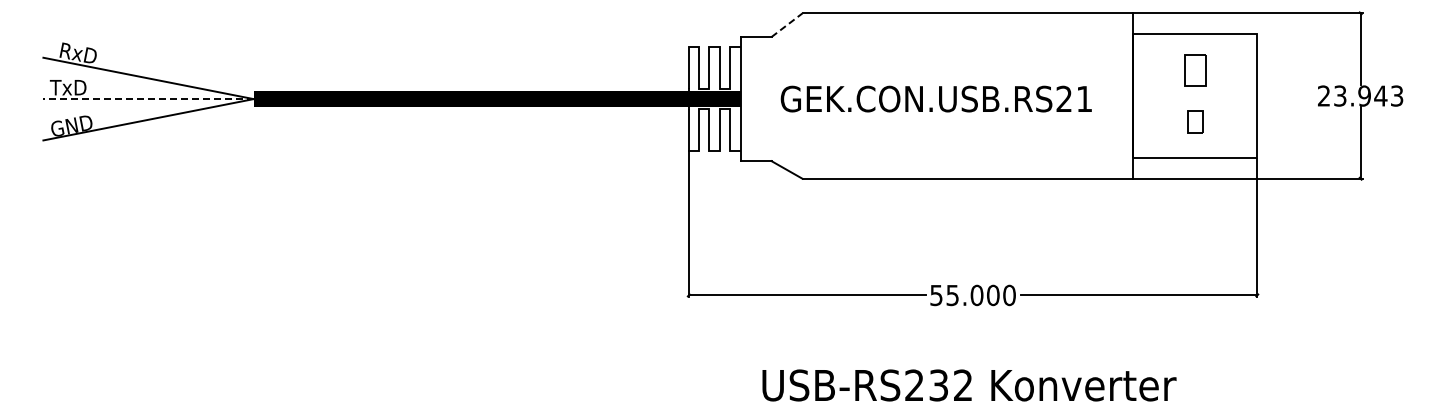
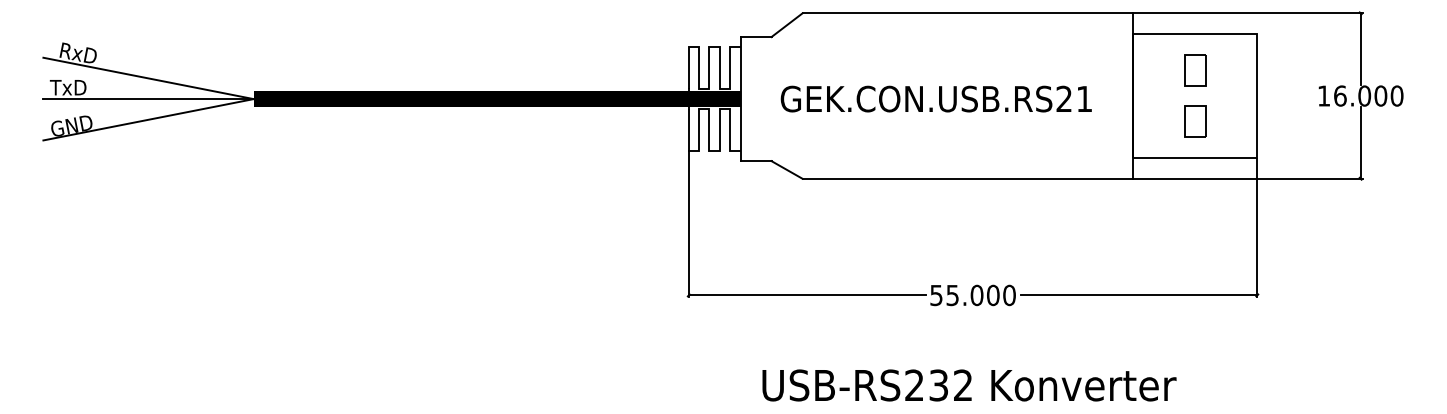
line: dashed -> solid (787, 25)
text: 23.943 -> 16.000 (1360, 95)
line: dashed -> solid (148, 99)
part size: 17x24 px -> 23x33 px (1195, 121)
